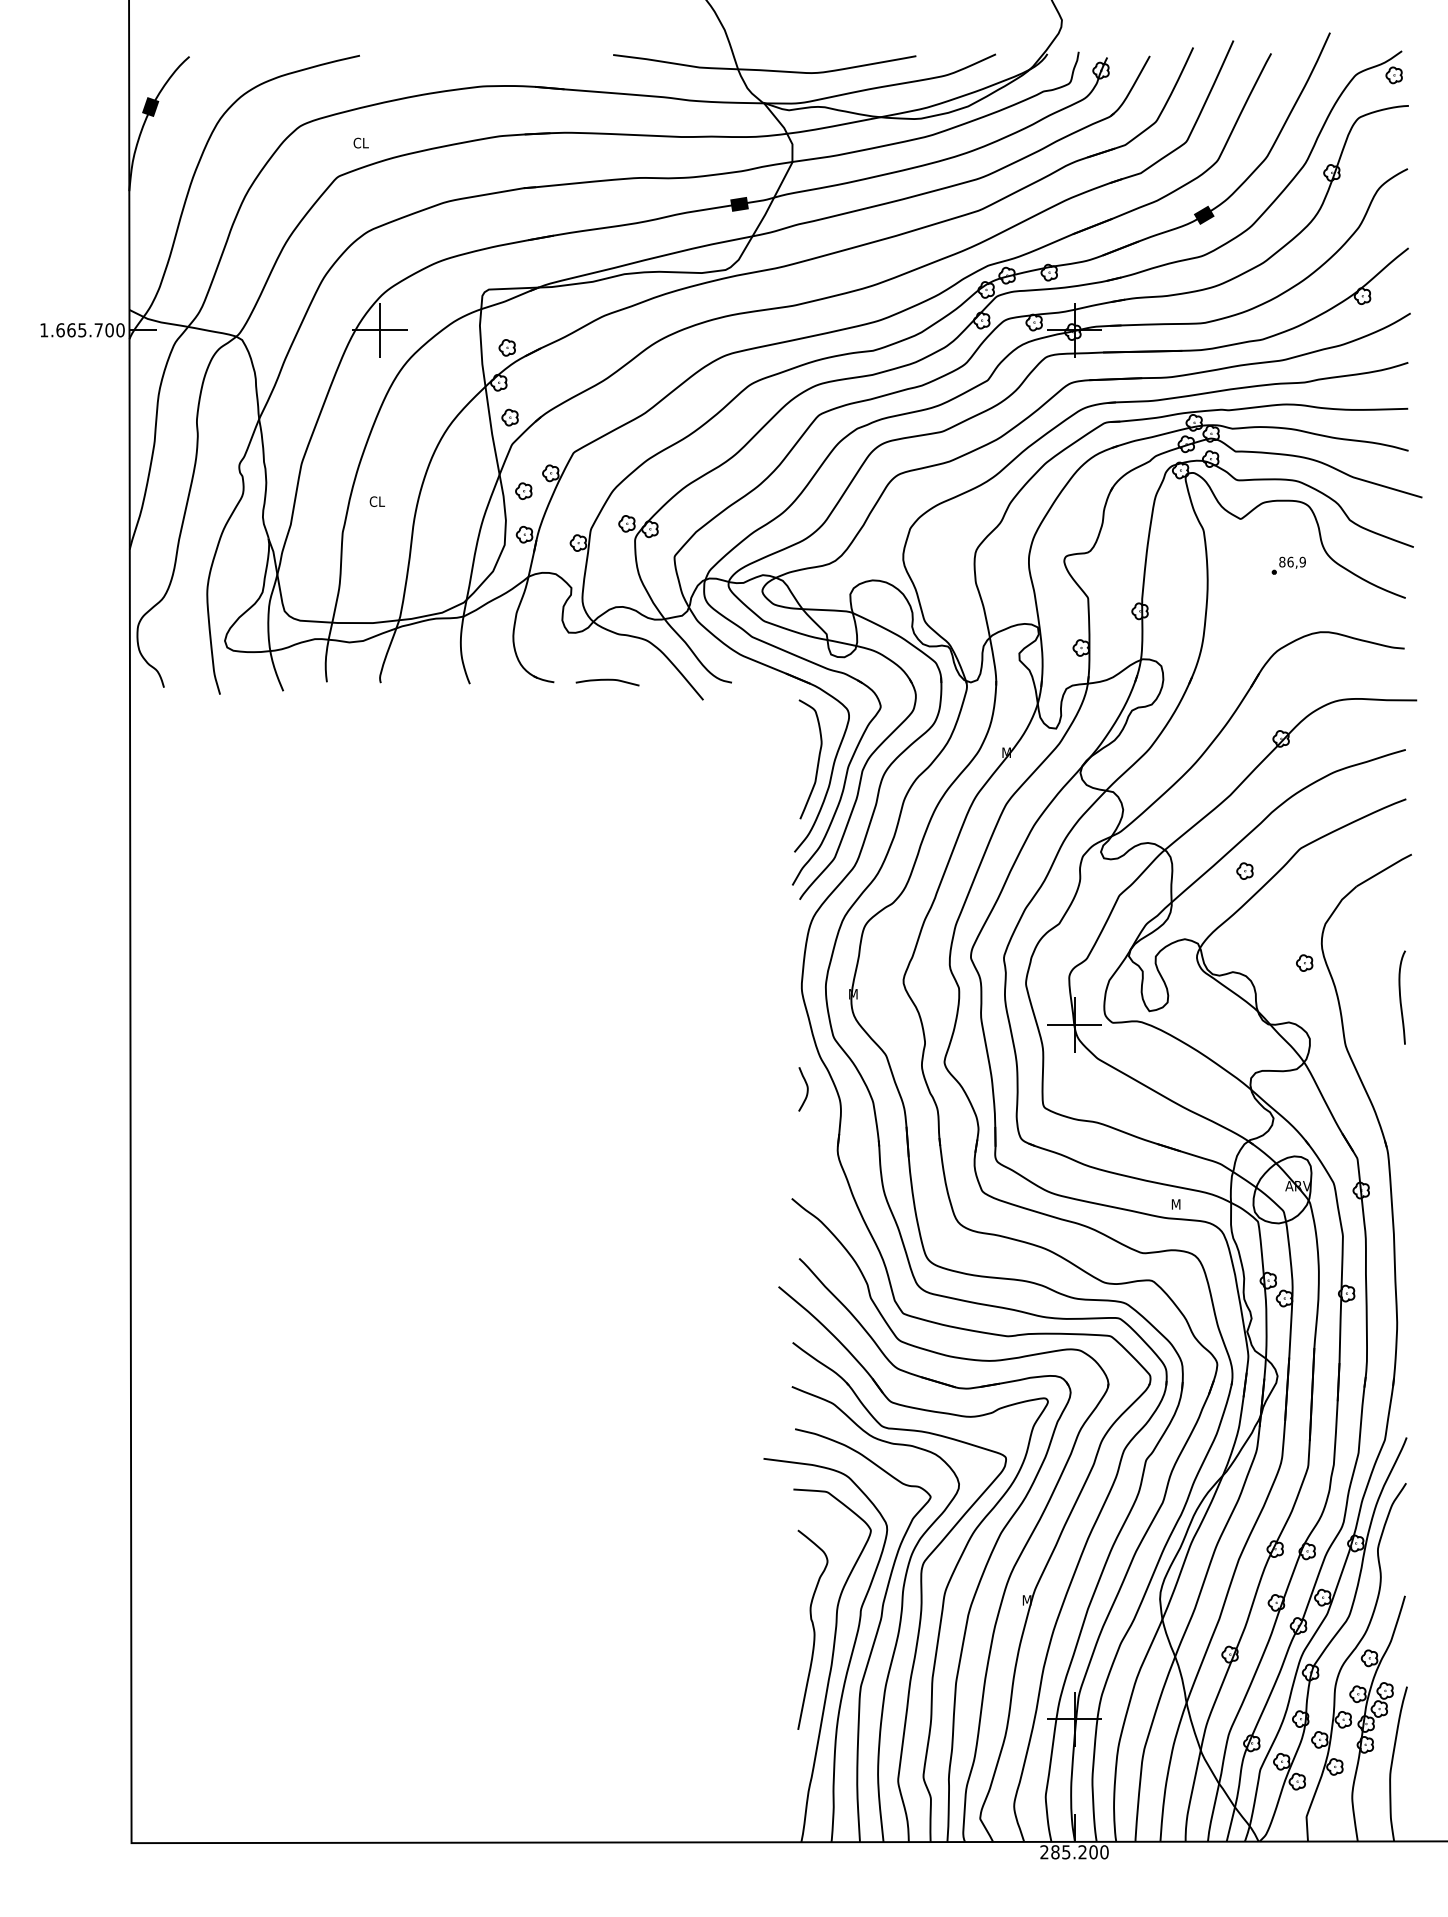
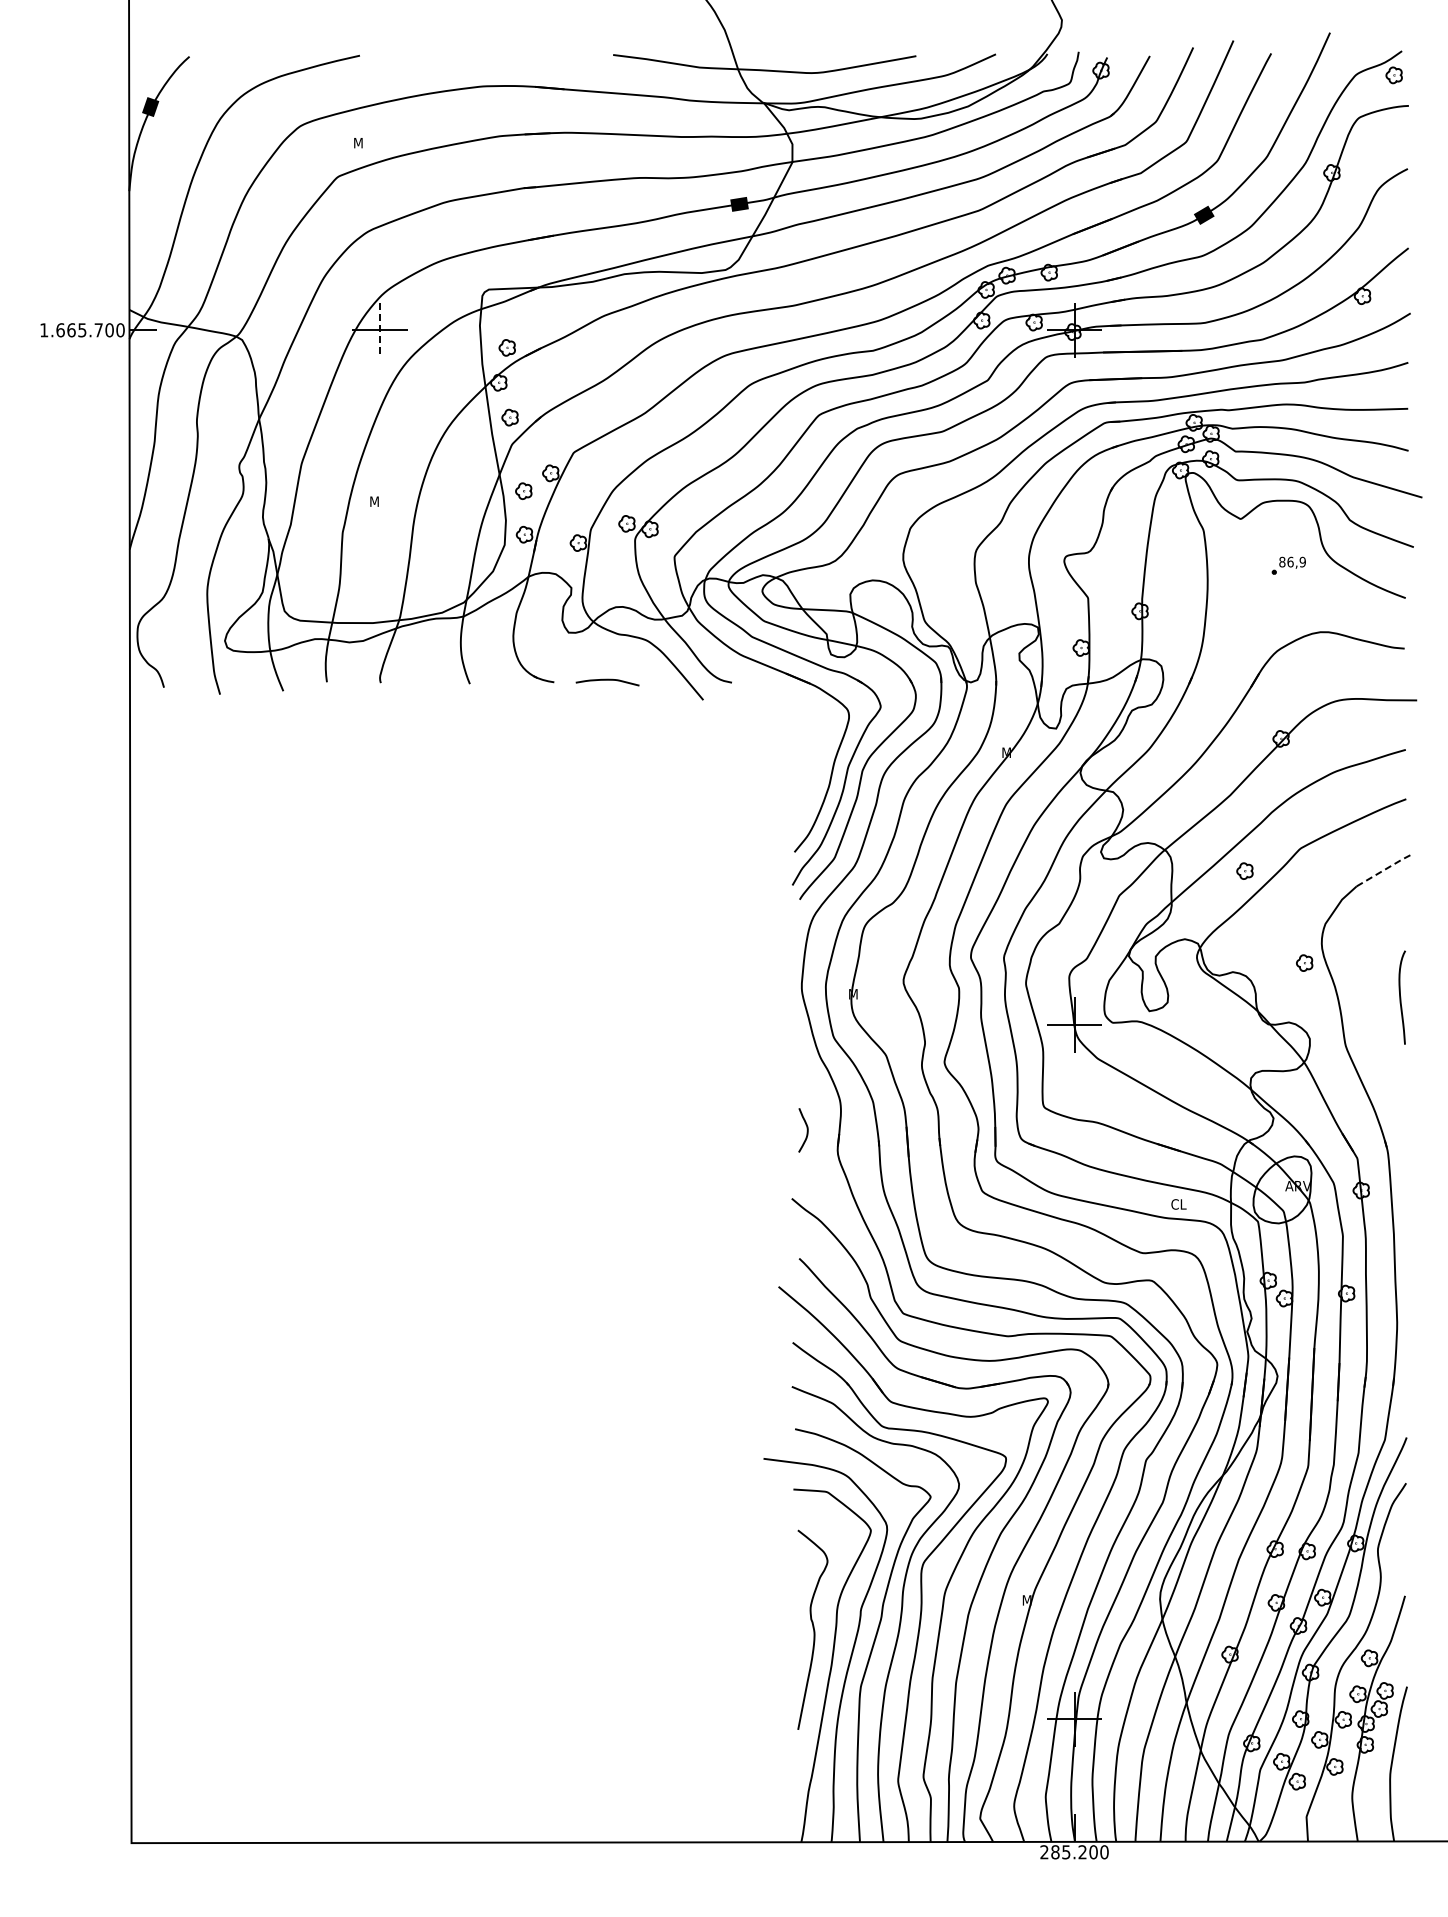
text: CL -> M (360, 142)
line: solid -> dashed (380, 330)
text: CL -> M (377, 501)
curve: present -> none (817, 760)
line: solid -> dashed (1385, 869)
curve position: (806, 1089) -> (806, 1130) (806, 1130)
text: M -> CL (1178, 1204)
